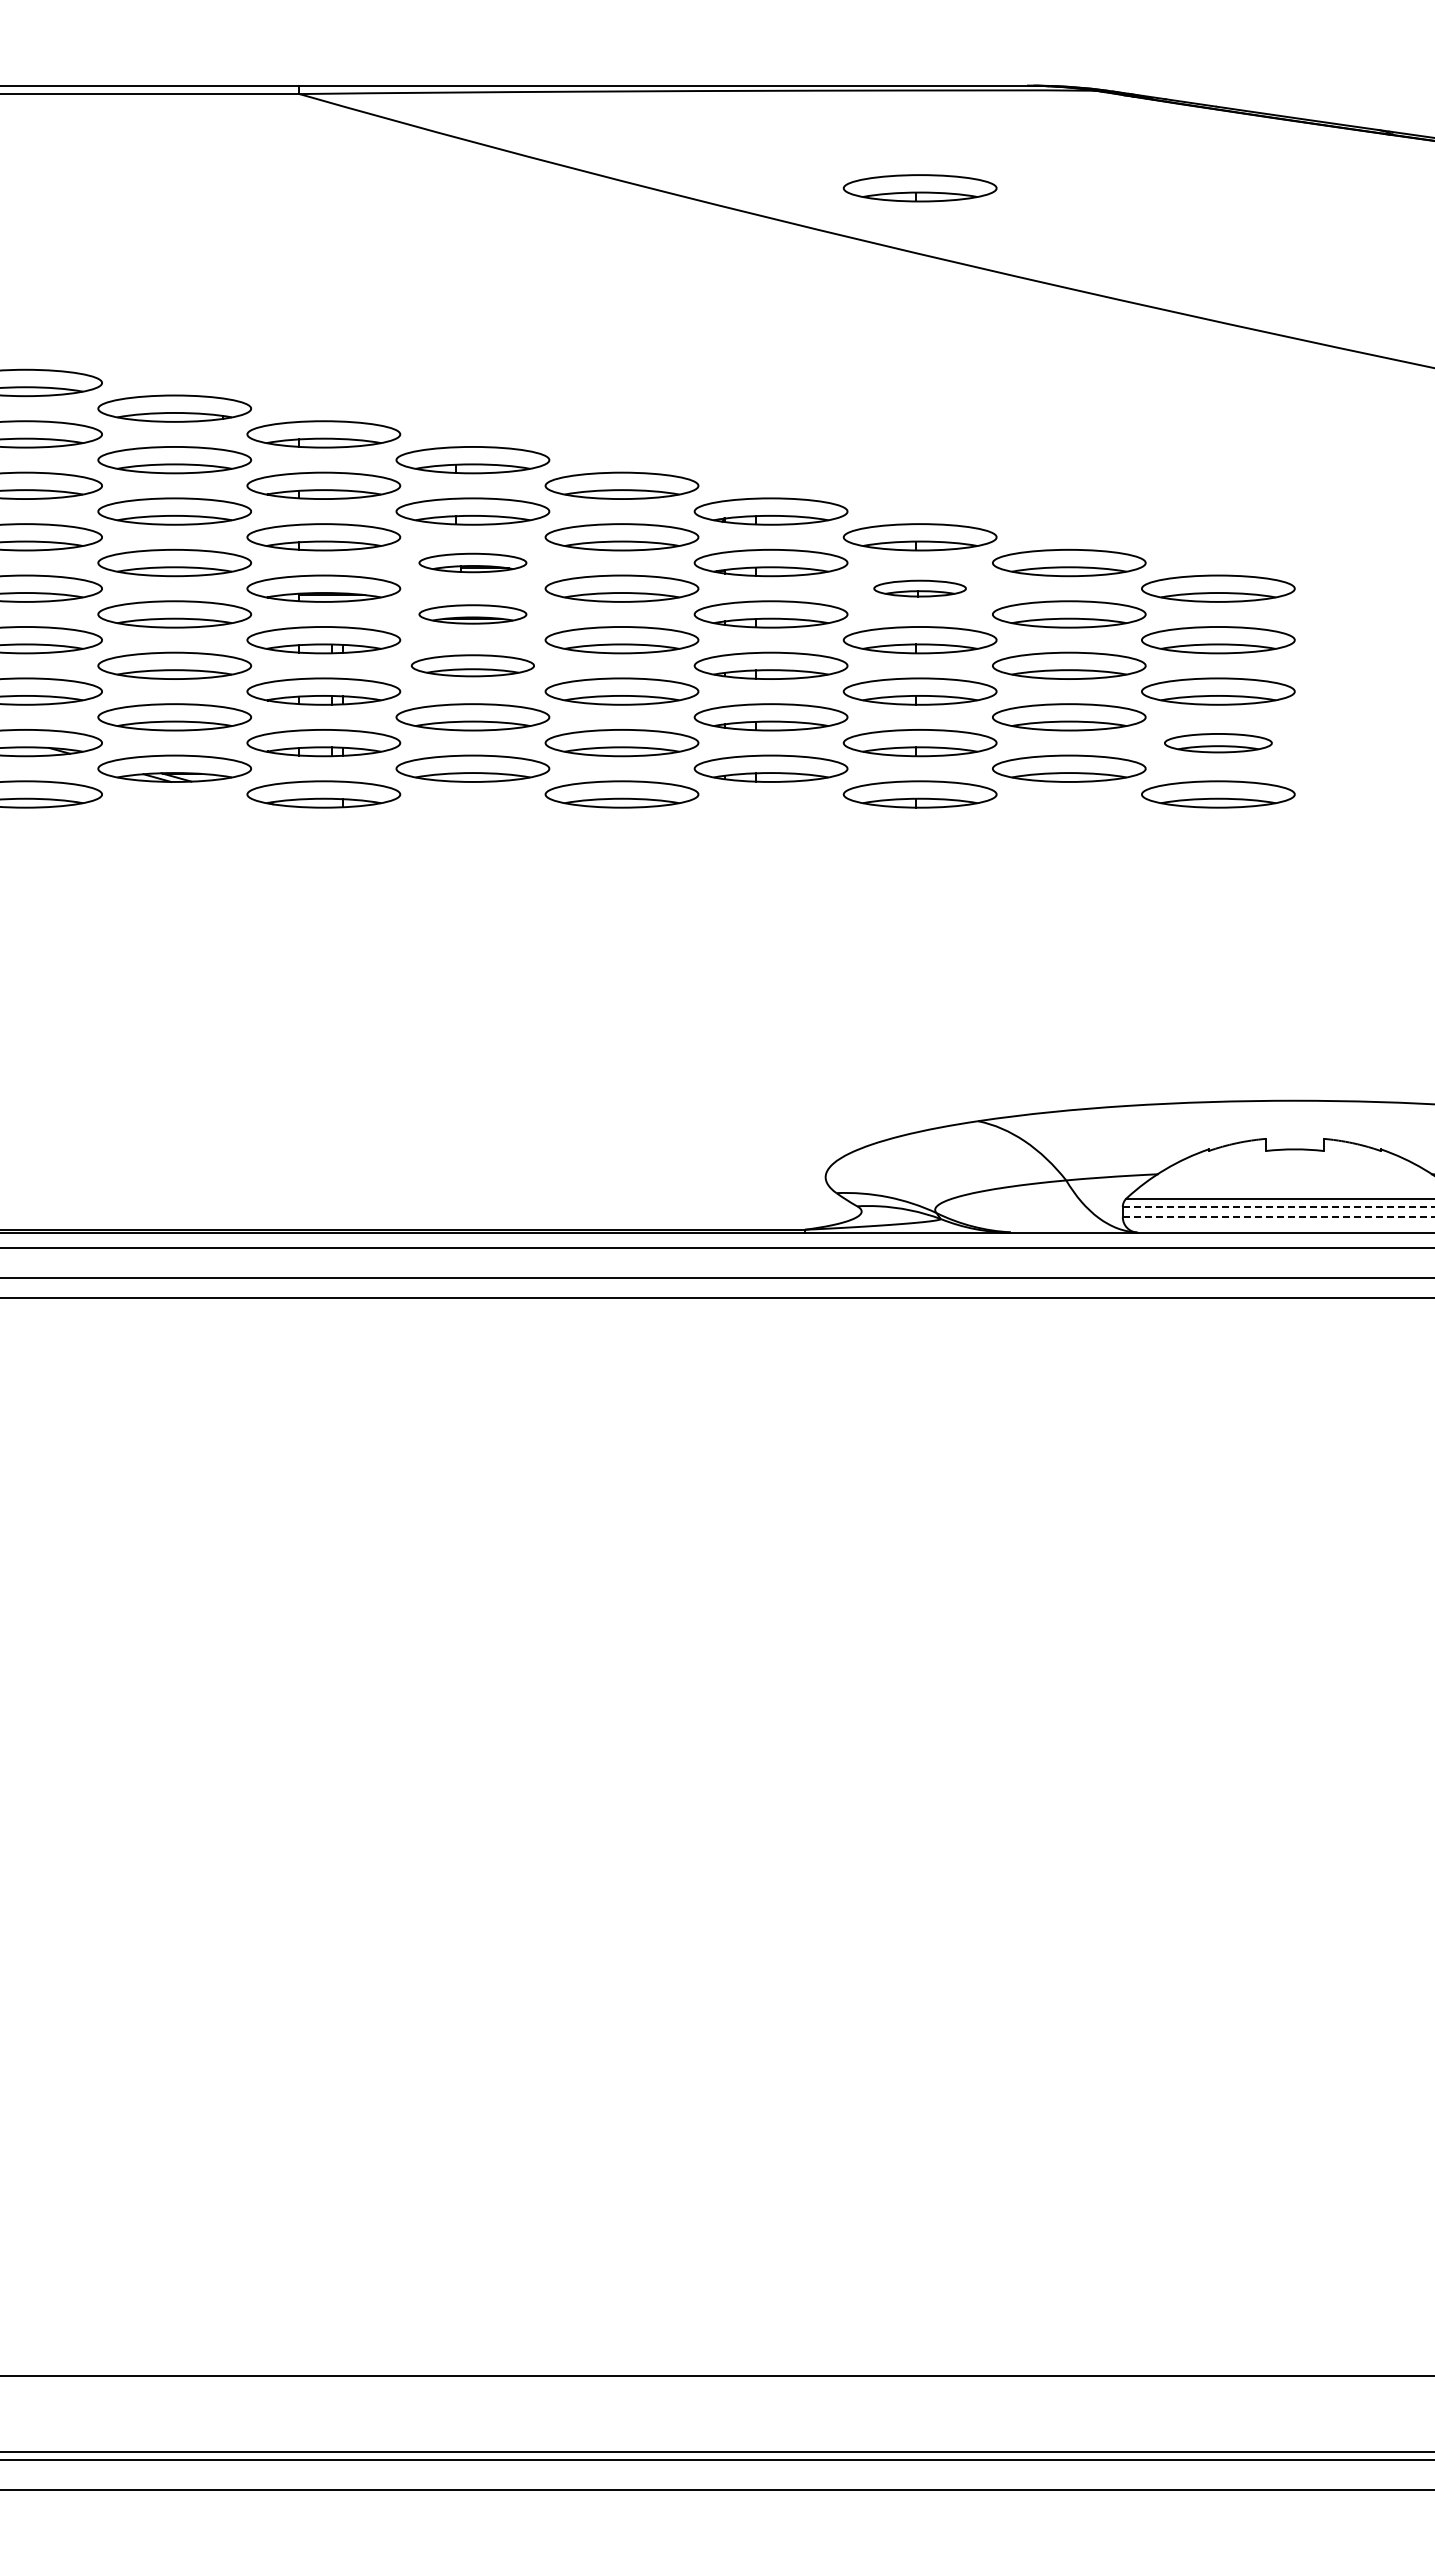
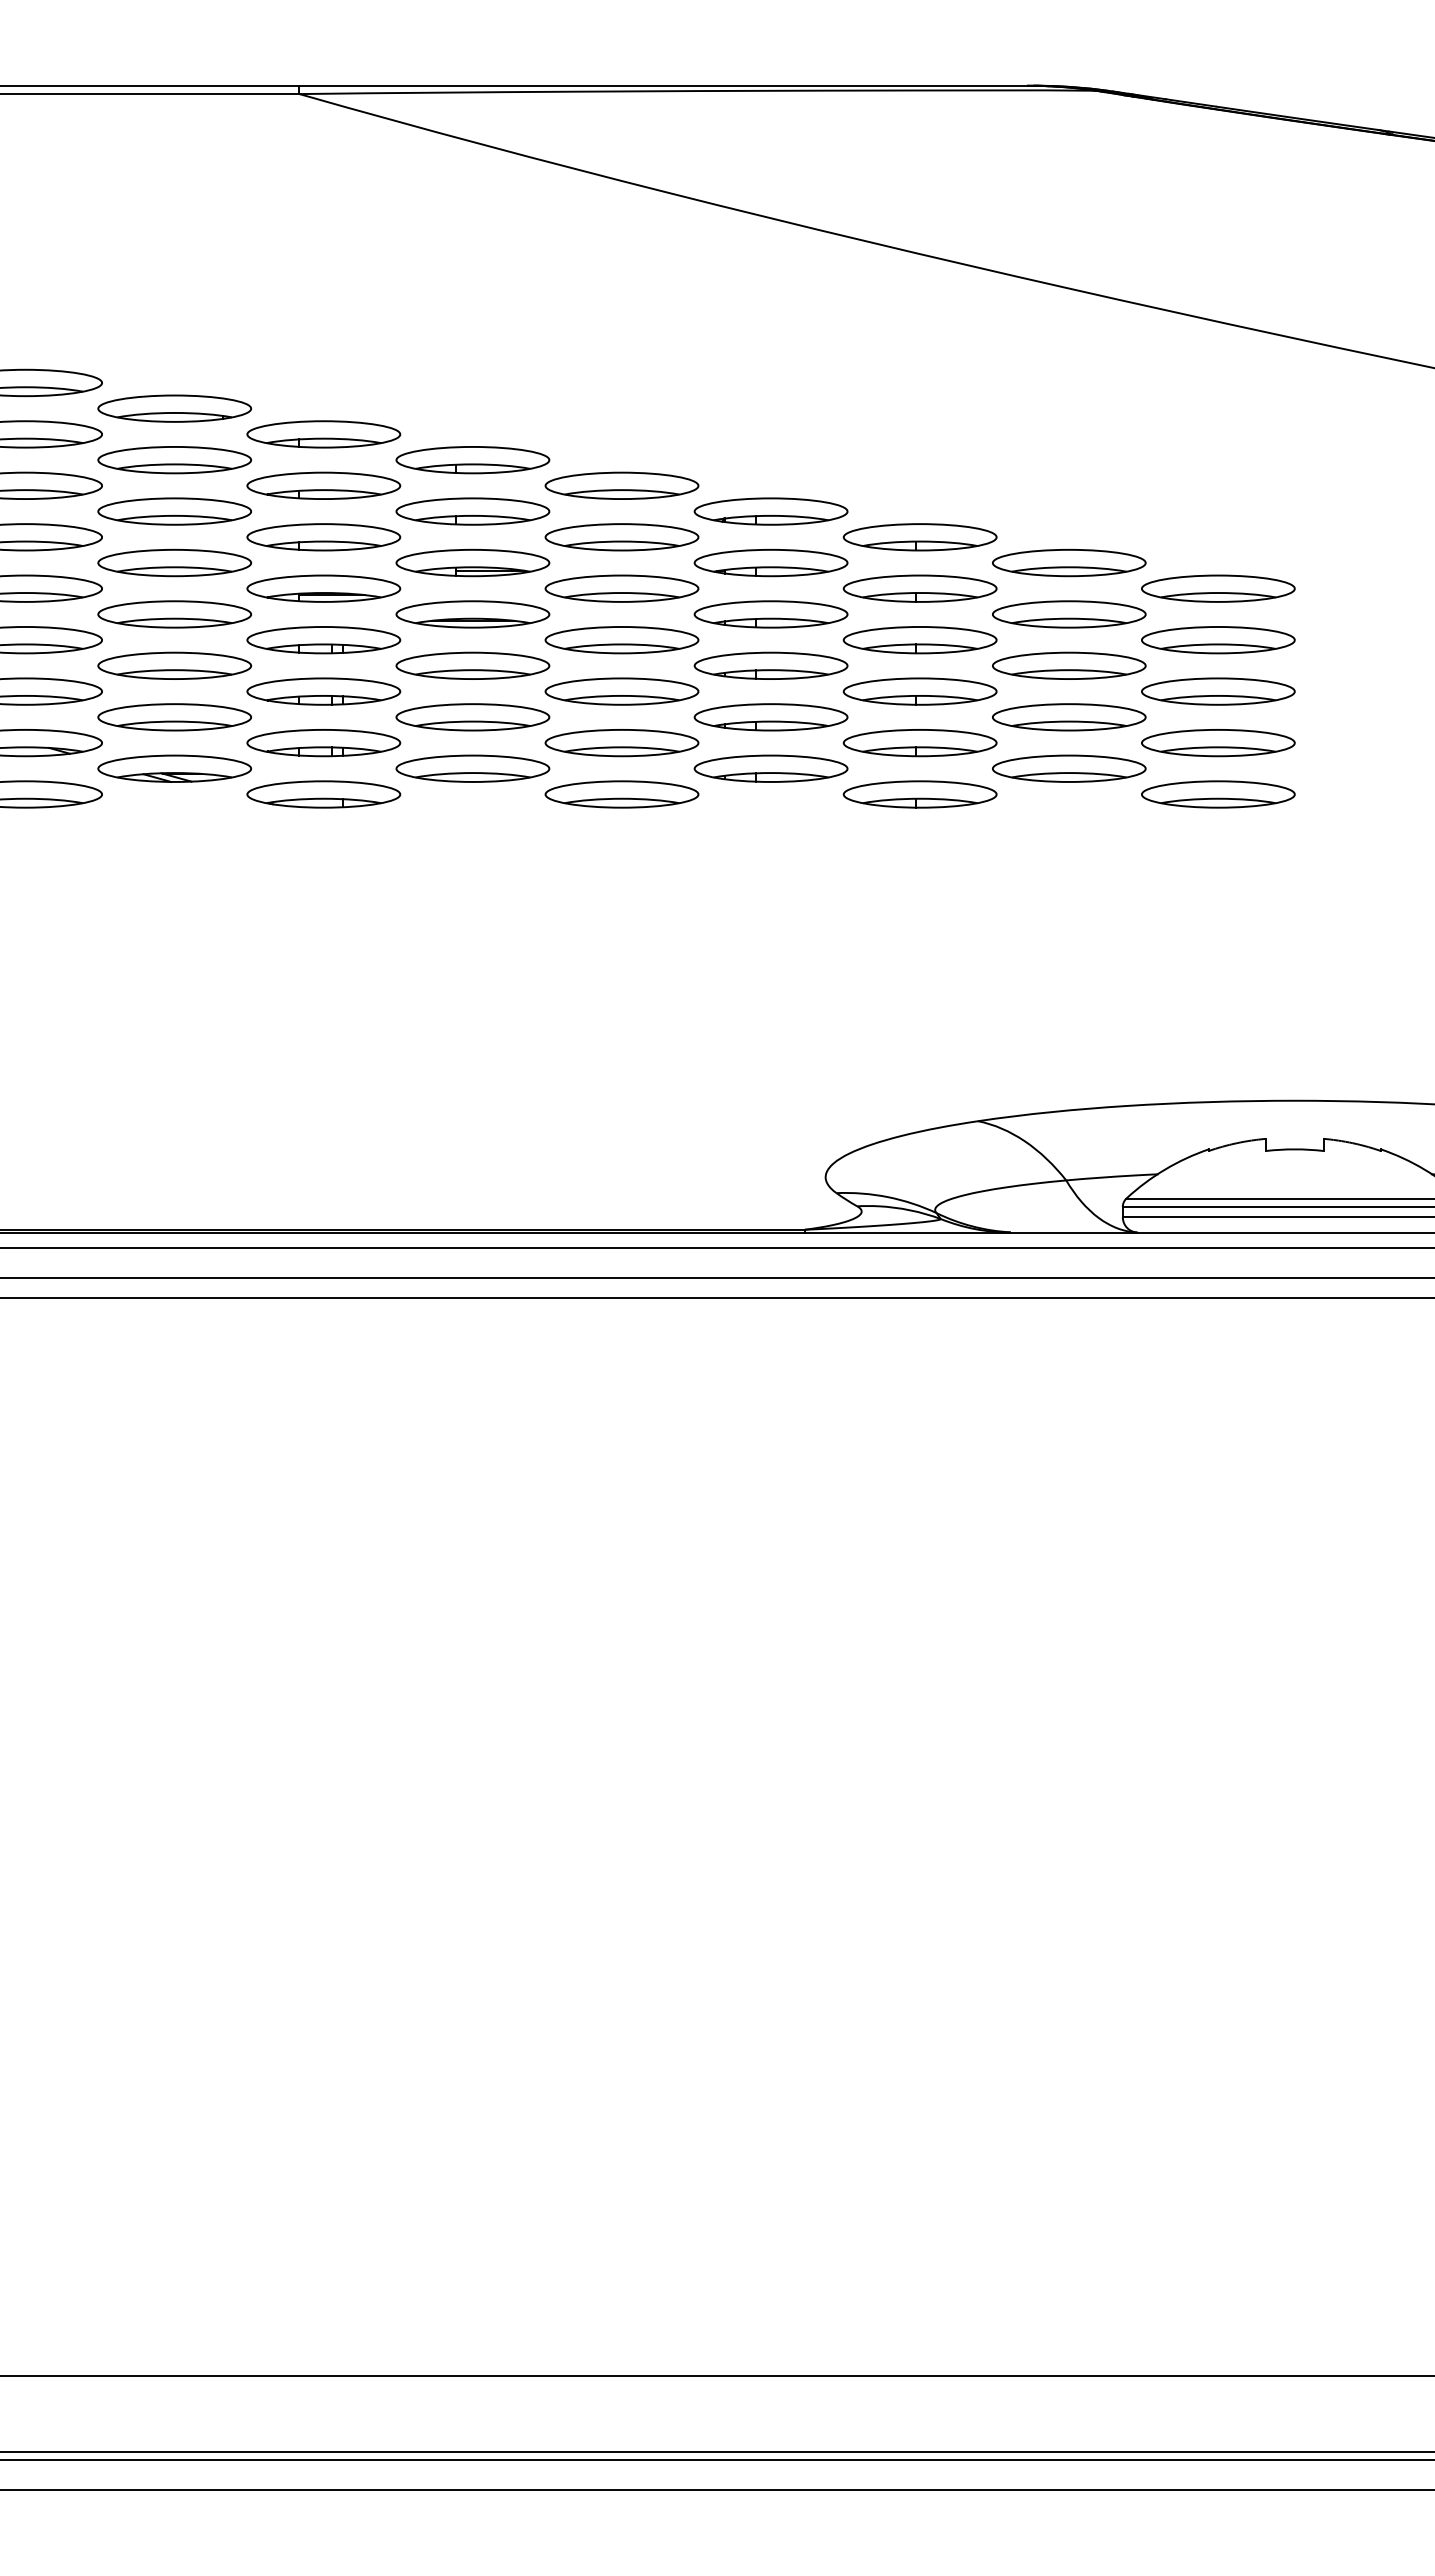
part: present -> none (919, 188)
part size: 110x22 px -> 156x30 px (472, 562)
part size: 94x19 px -> 156x29 px (919, 588)
part size: 110x21 px -> 156x29 px (472, 614)
part size: 125x24 px -> 156x29 px (472, 665)
part size: 109x21 px -> 155x29 px (1218, 743)
line: dashed -> solid (1279, 1206)
line: dashed -> solid (1279, 1217)
